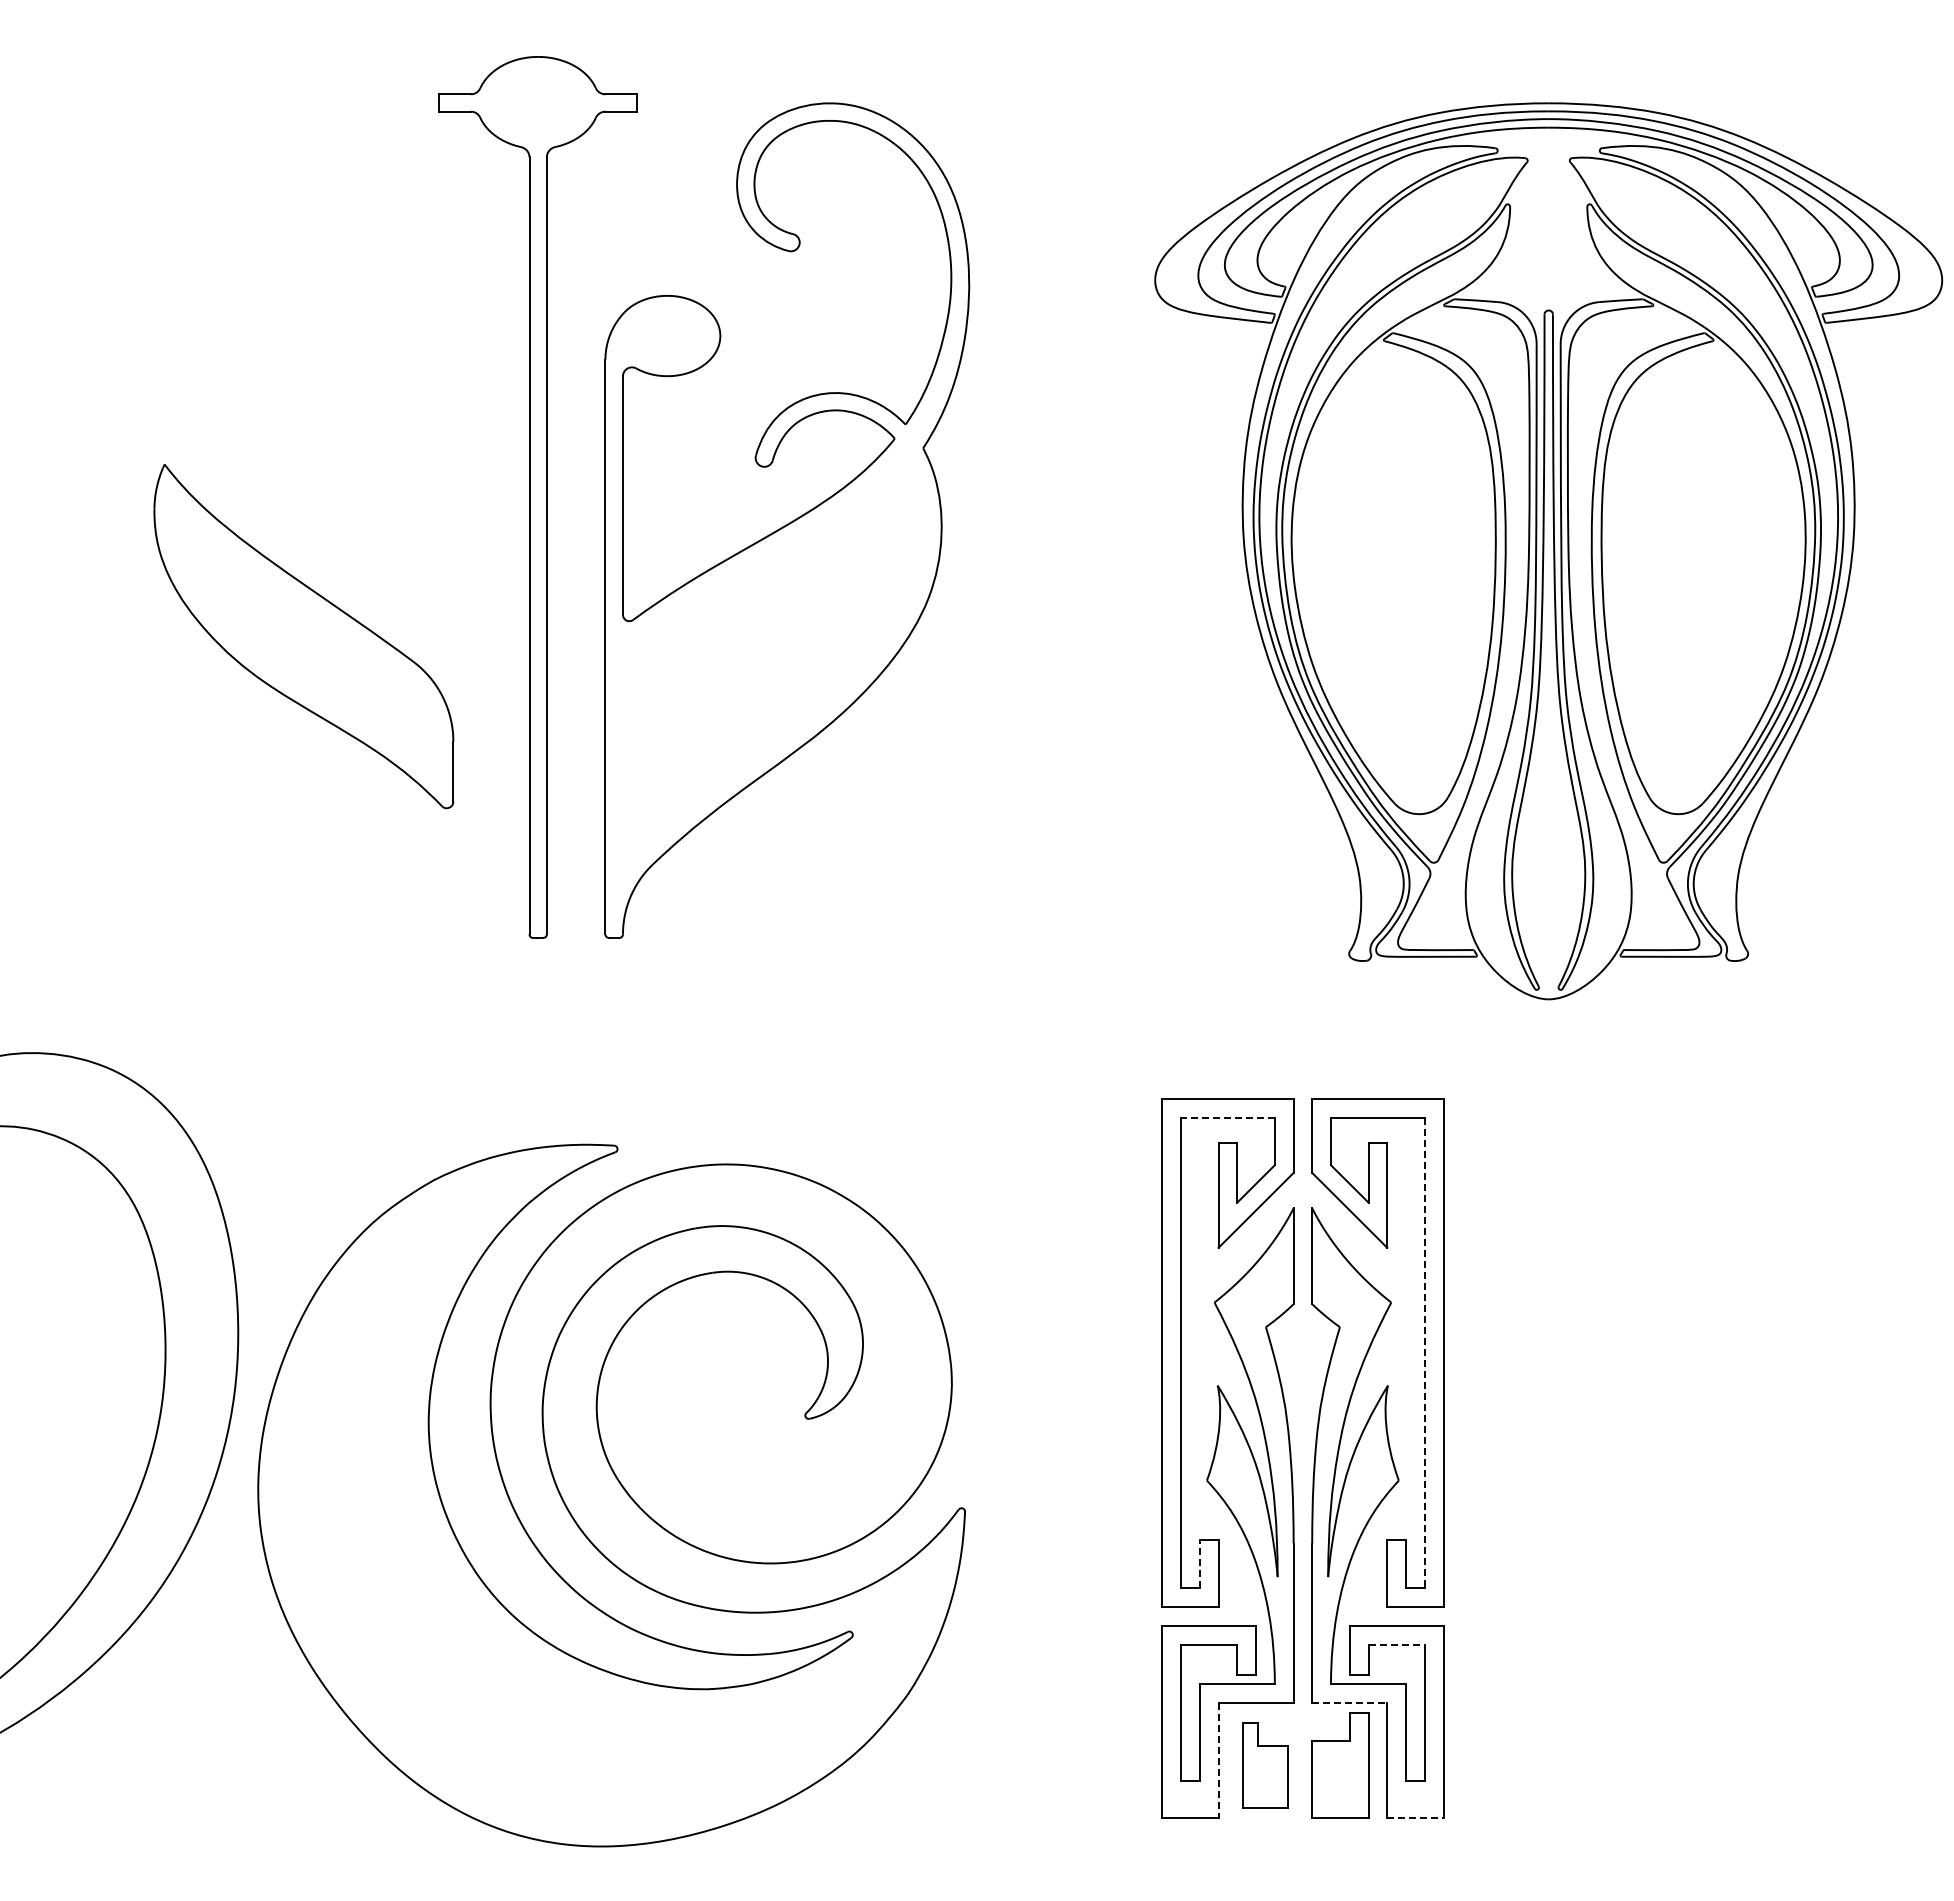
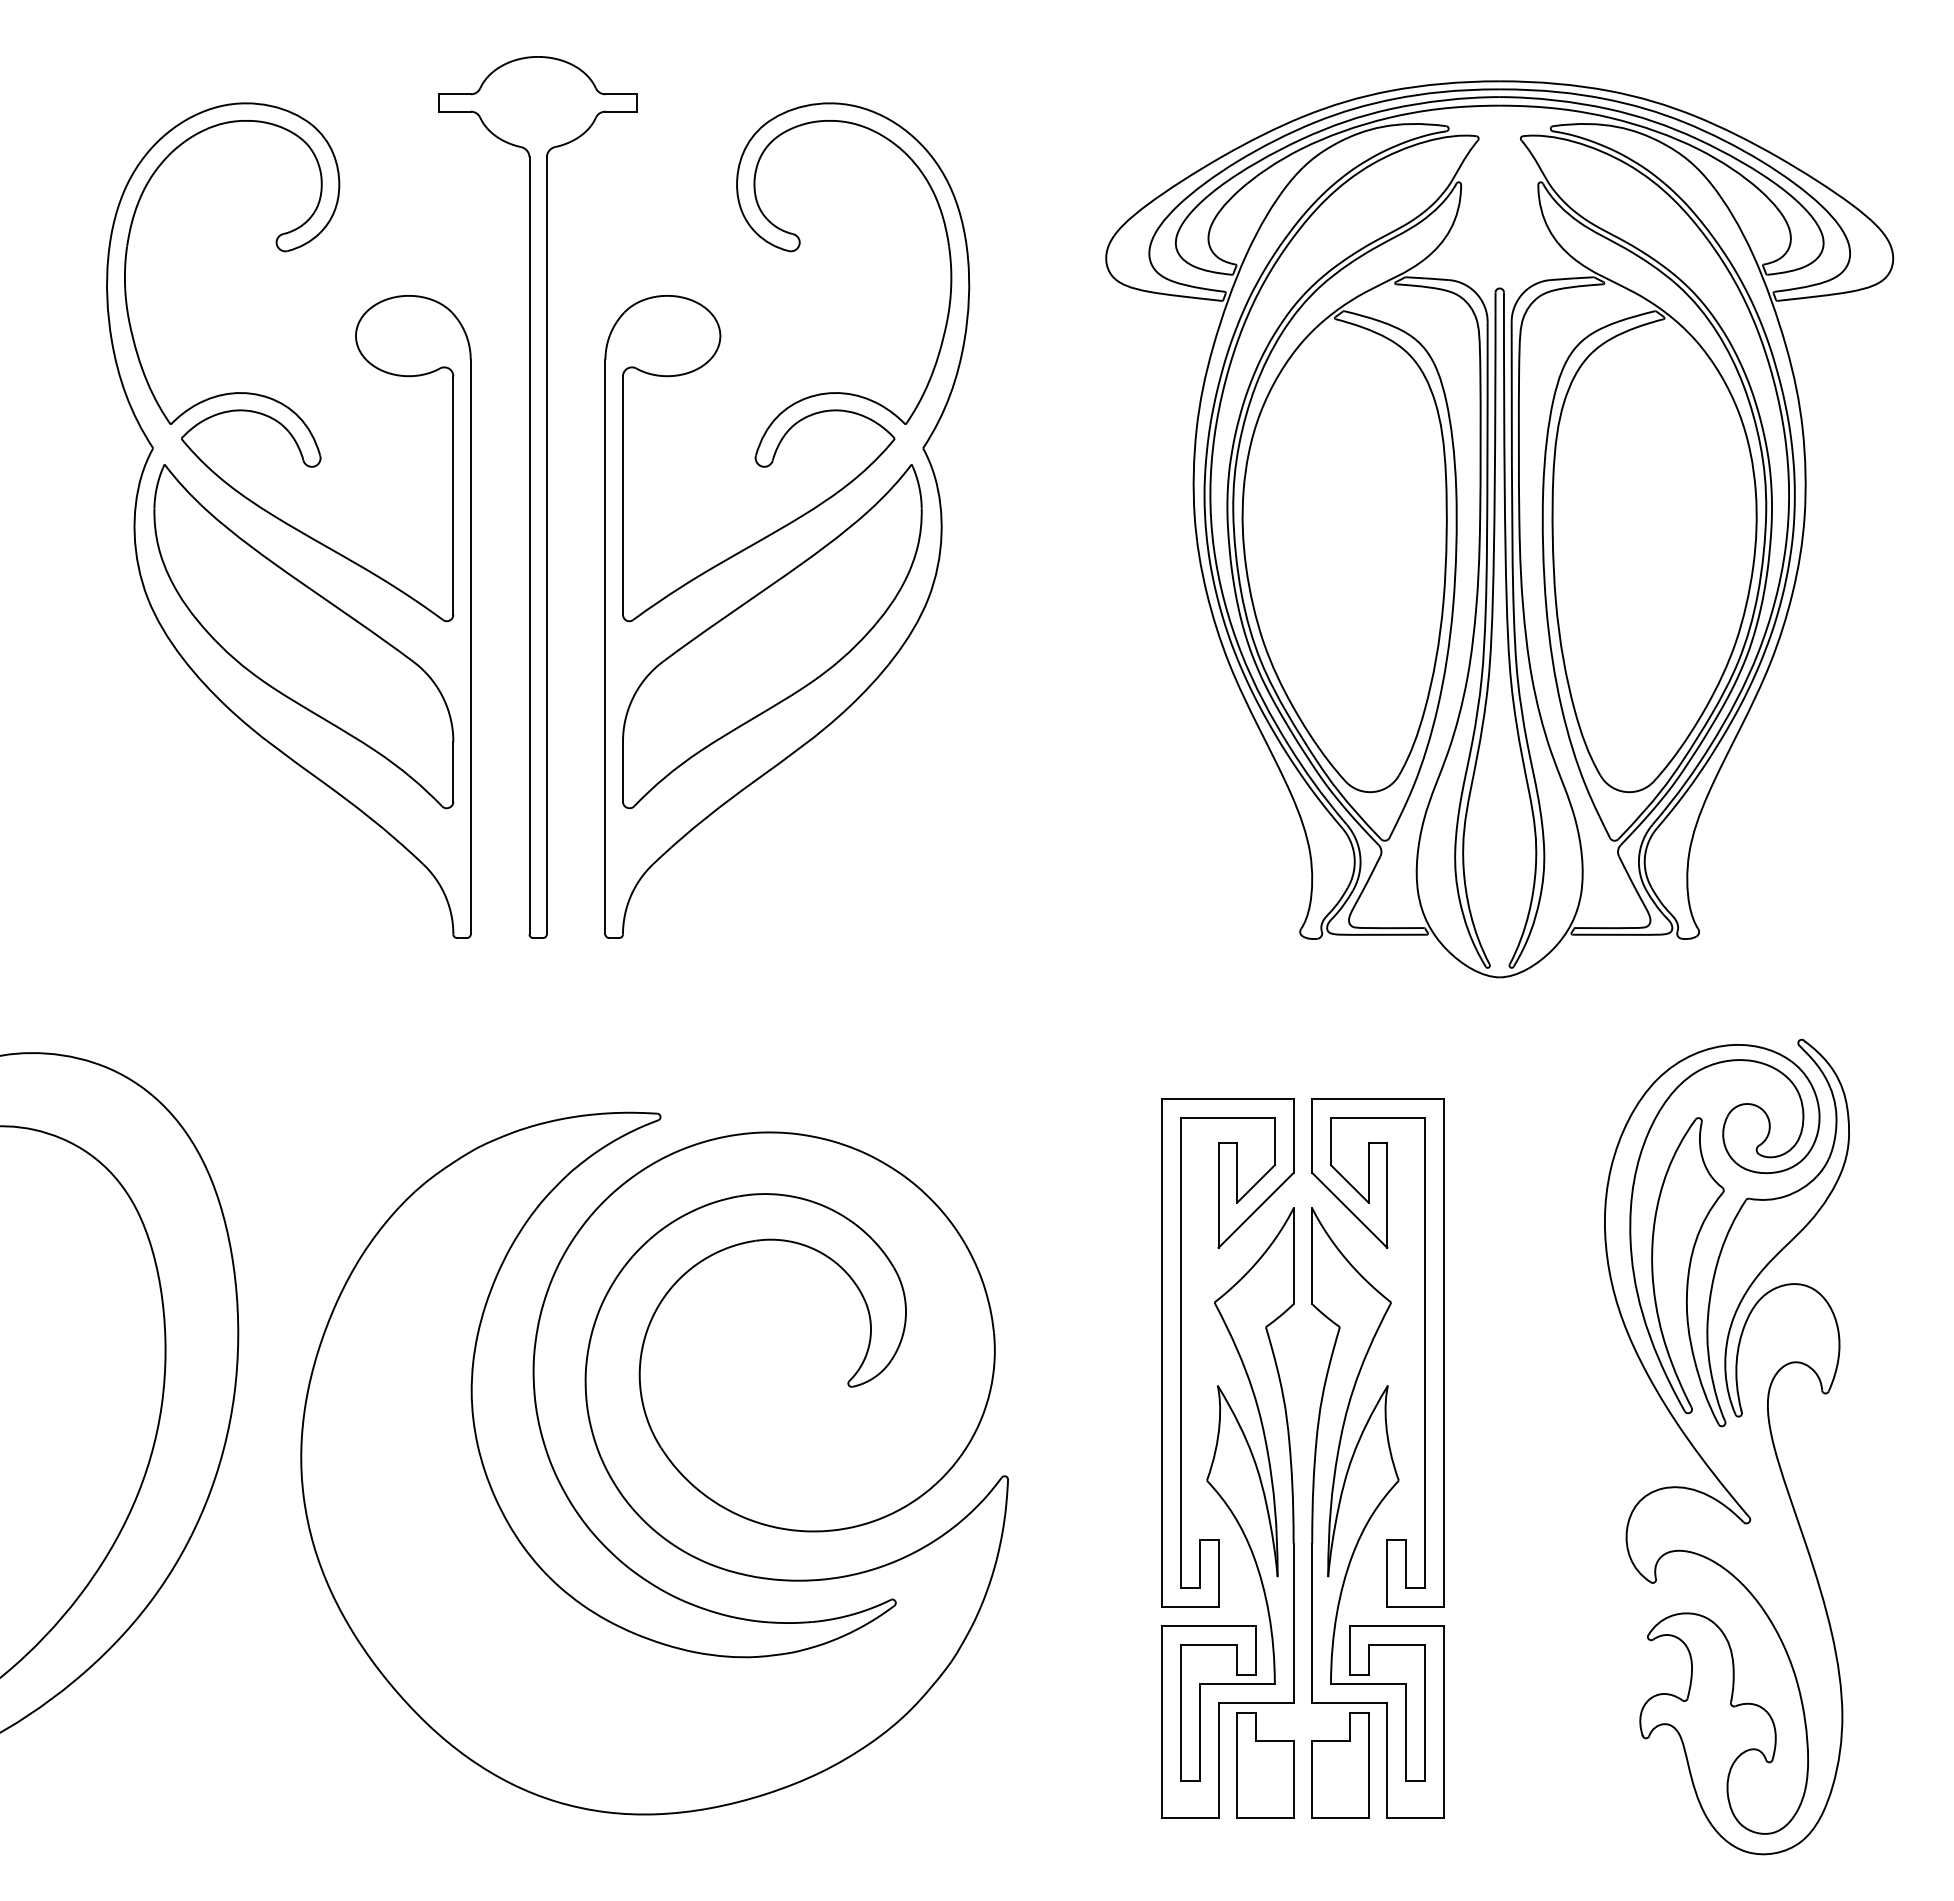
part: none -> present (288, 520)
part position: (1548, 551) -> (1499, 529) (1499, 529)
part: none -> present (772, 636)
line: dashed -> solid (1227, 1117)
line: dashed -> solid (1424, 1353)
part: none -> present (1726, 1446)
part position: (622, 1488) -> (665, 1456) (665, 1456)
line: dashed -> solid (1199, 1563)
line: dashed -> solid (1397, 1644)
line: dashed -> solid (1349, 1703)
line: dashed -> solid (1218, 1761)
part size: 47x87 px -> 59x107 px (1265, 1765)
line: dashed -> solid (1415, 1818)
